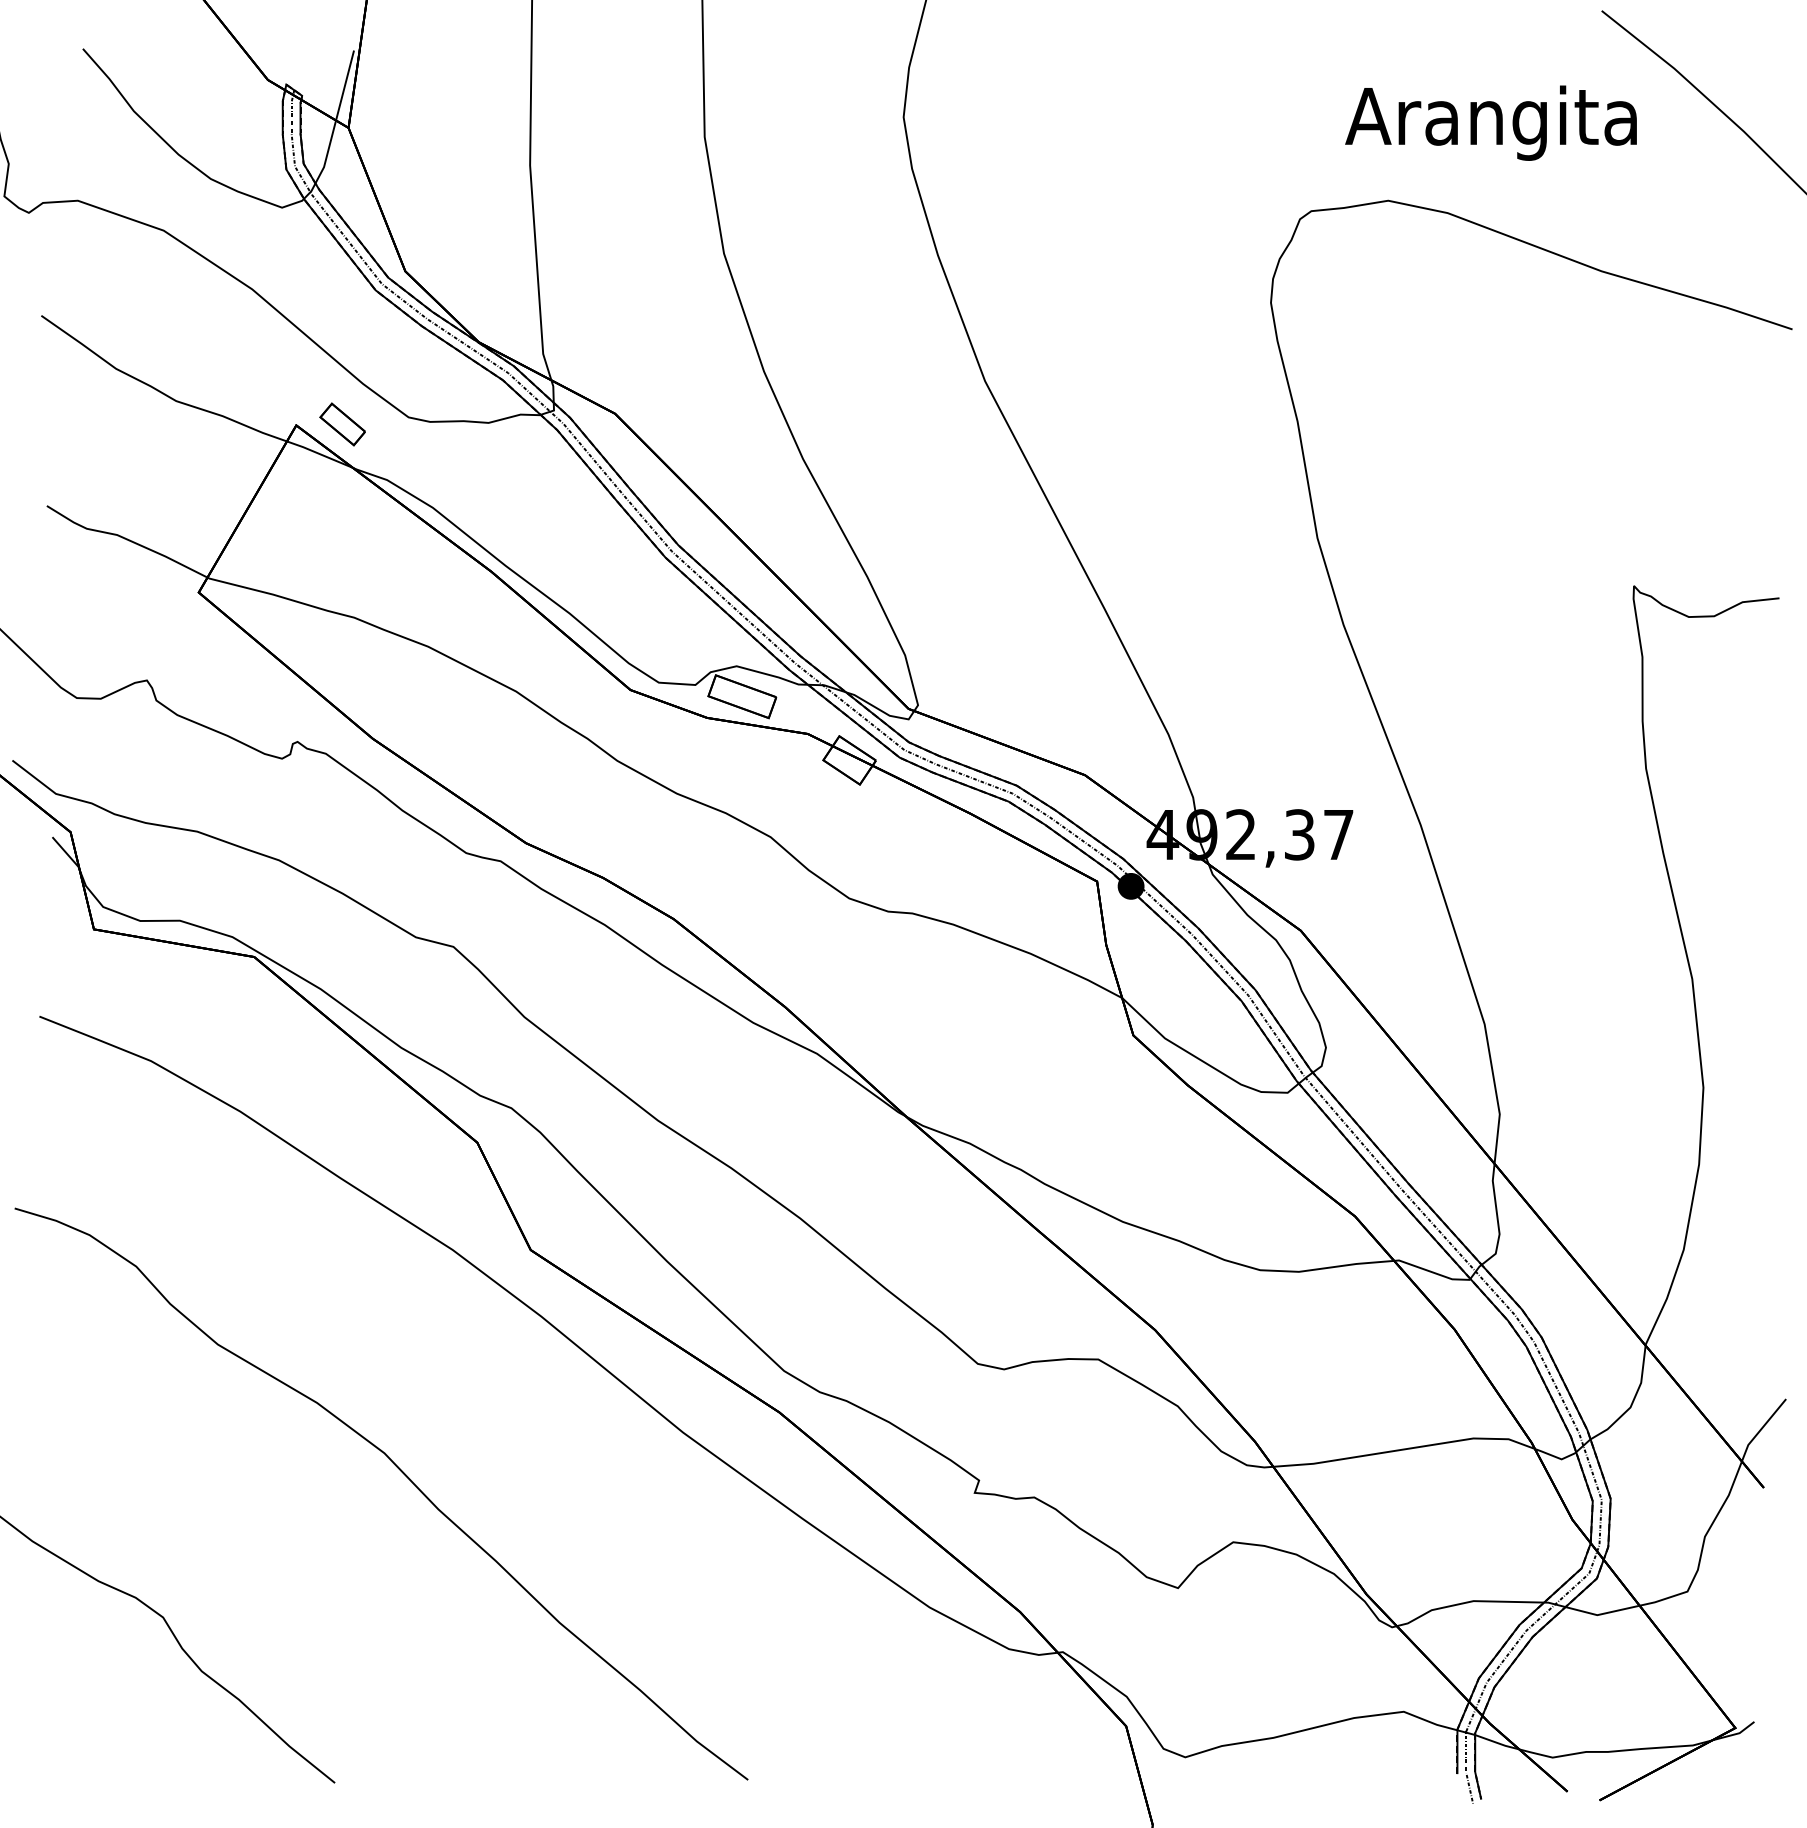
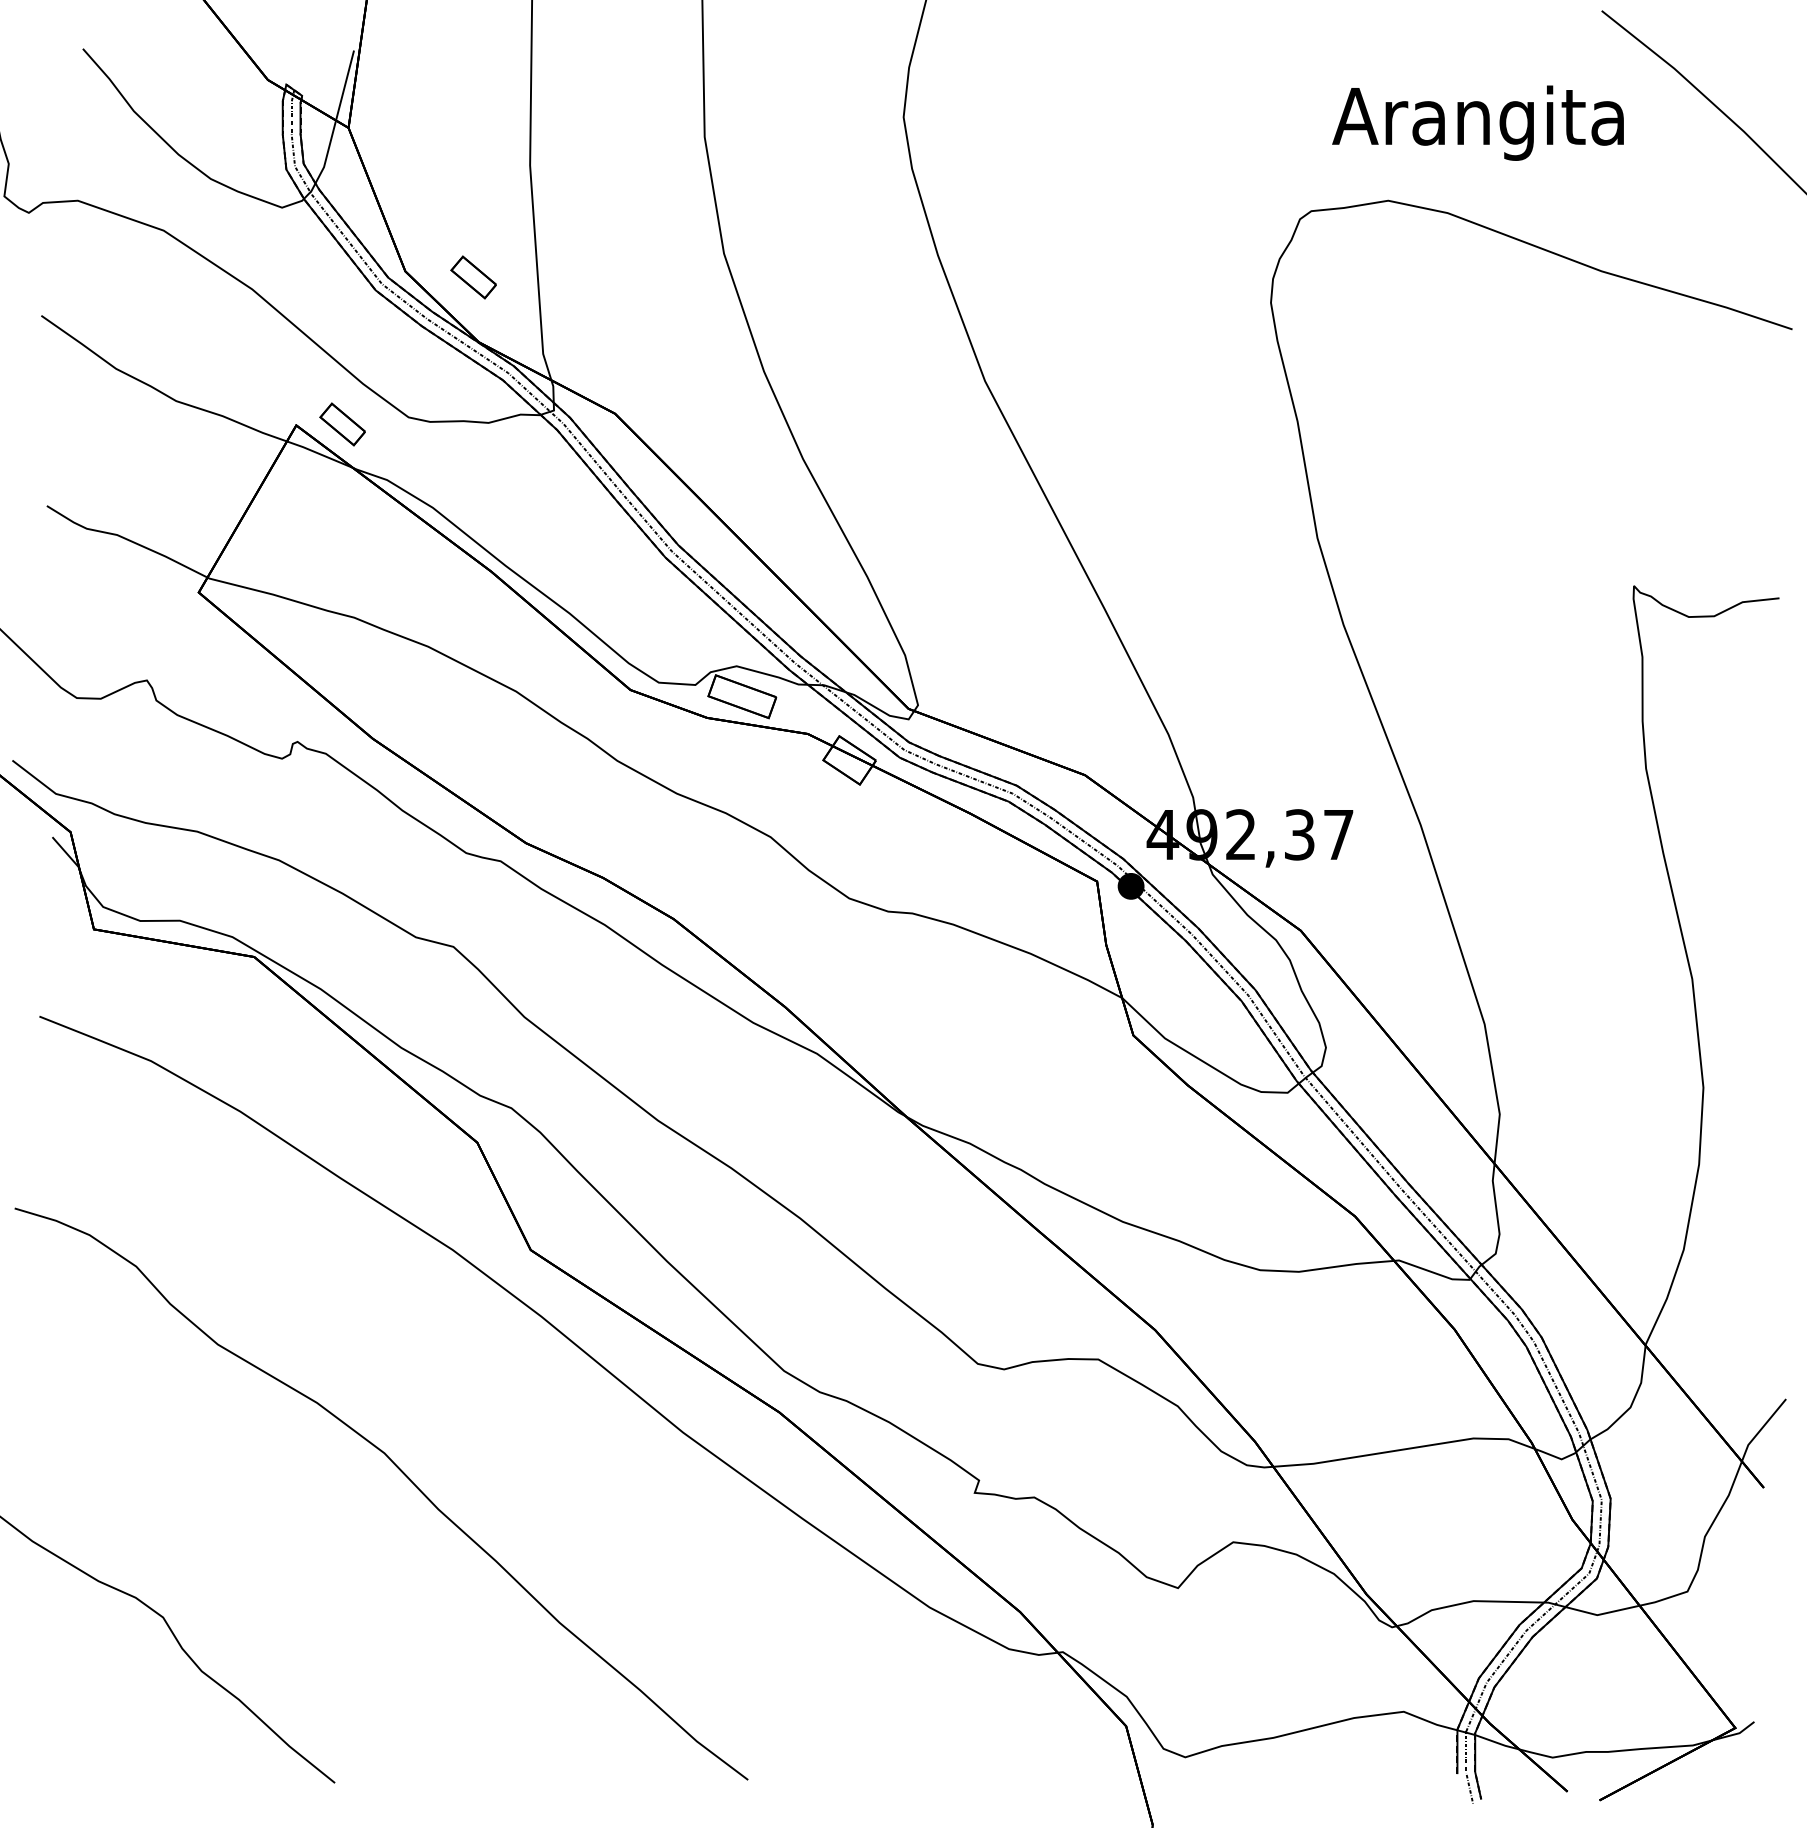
text position: (1490, 122) -> (1477, 122) (1477, 122)
part: none -> present (473, 277)
